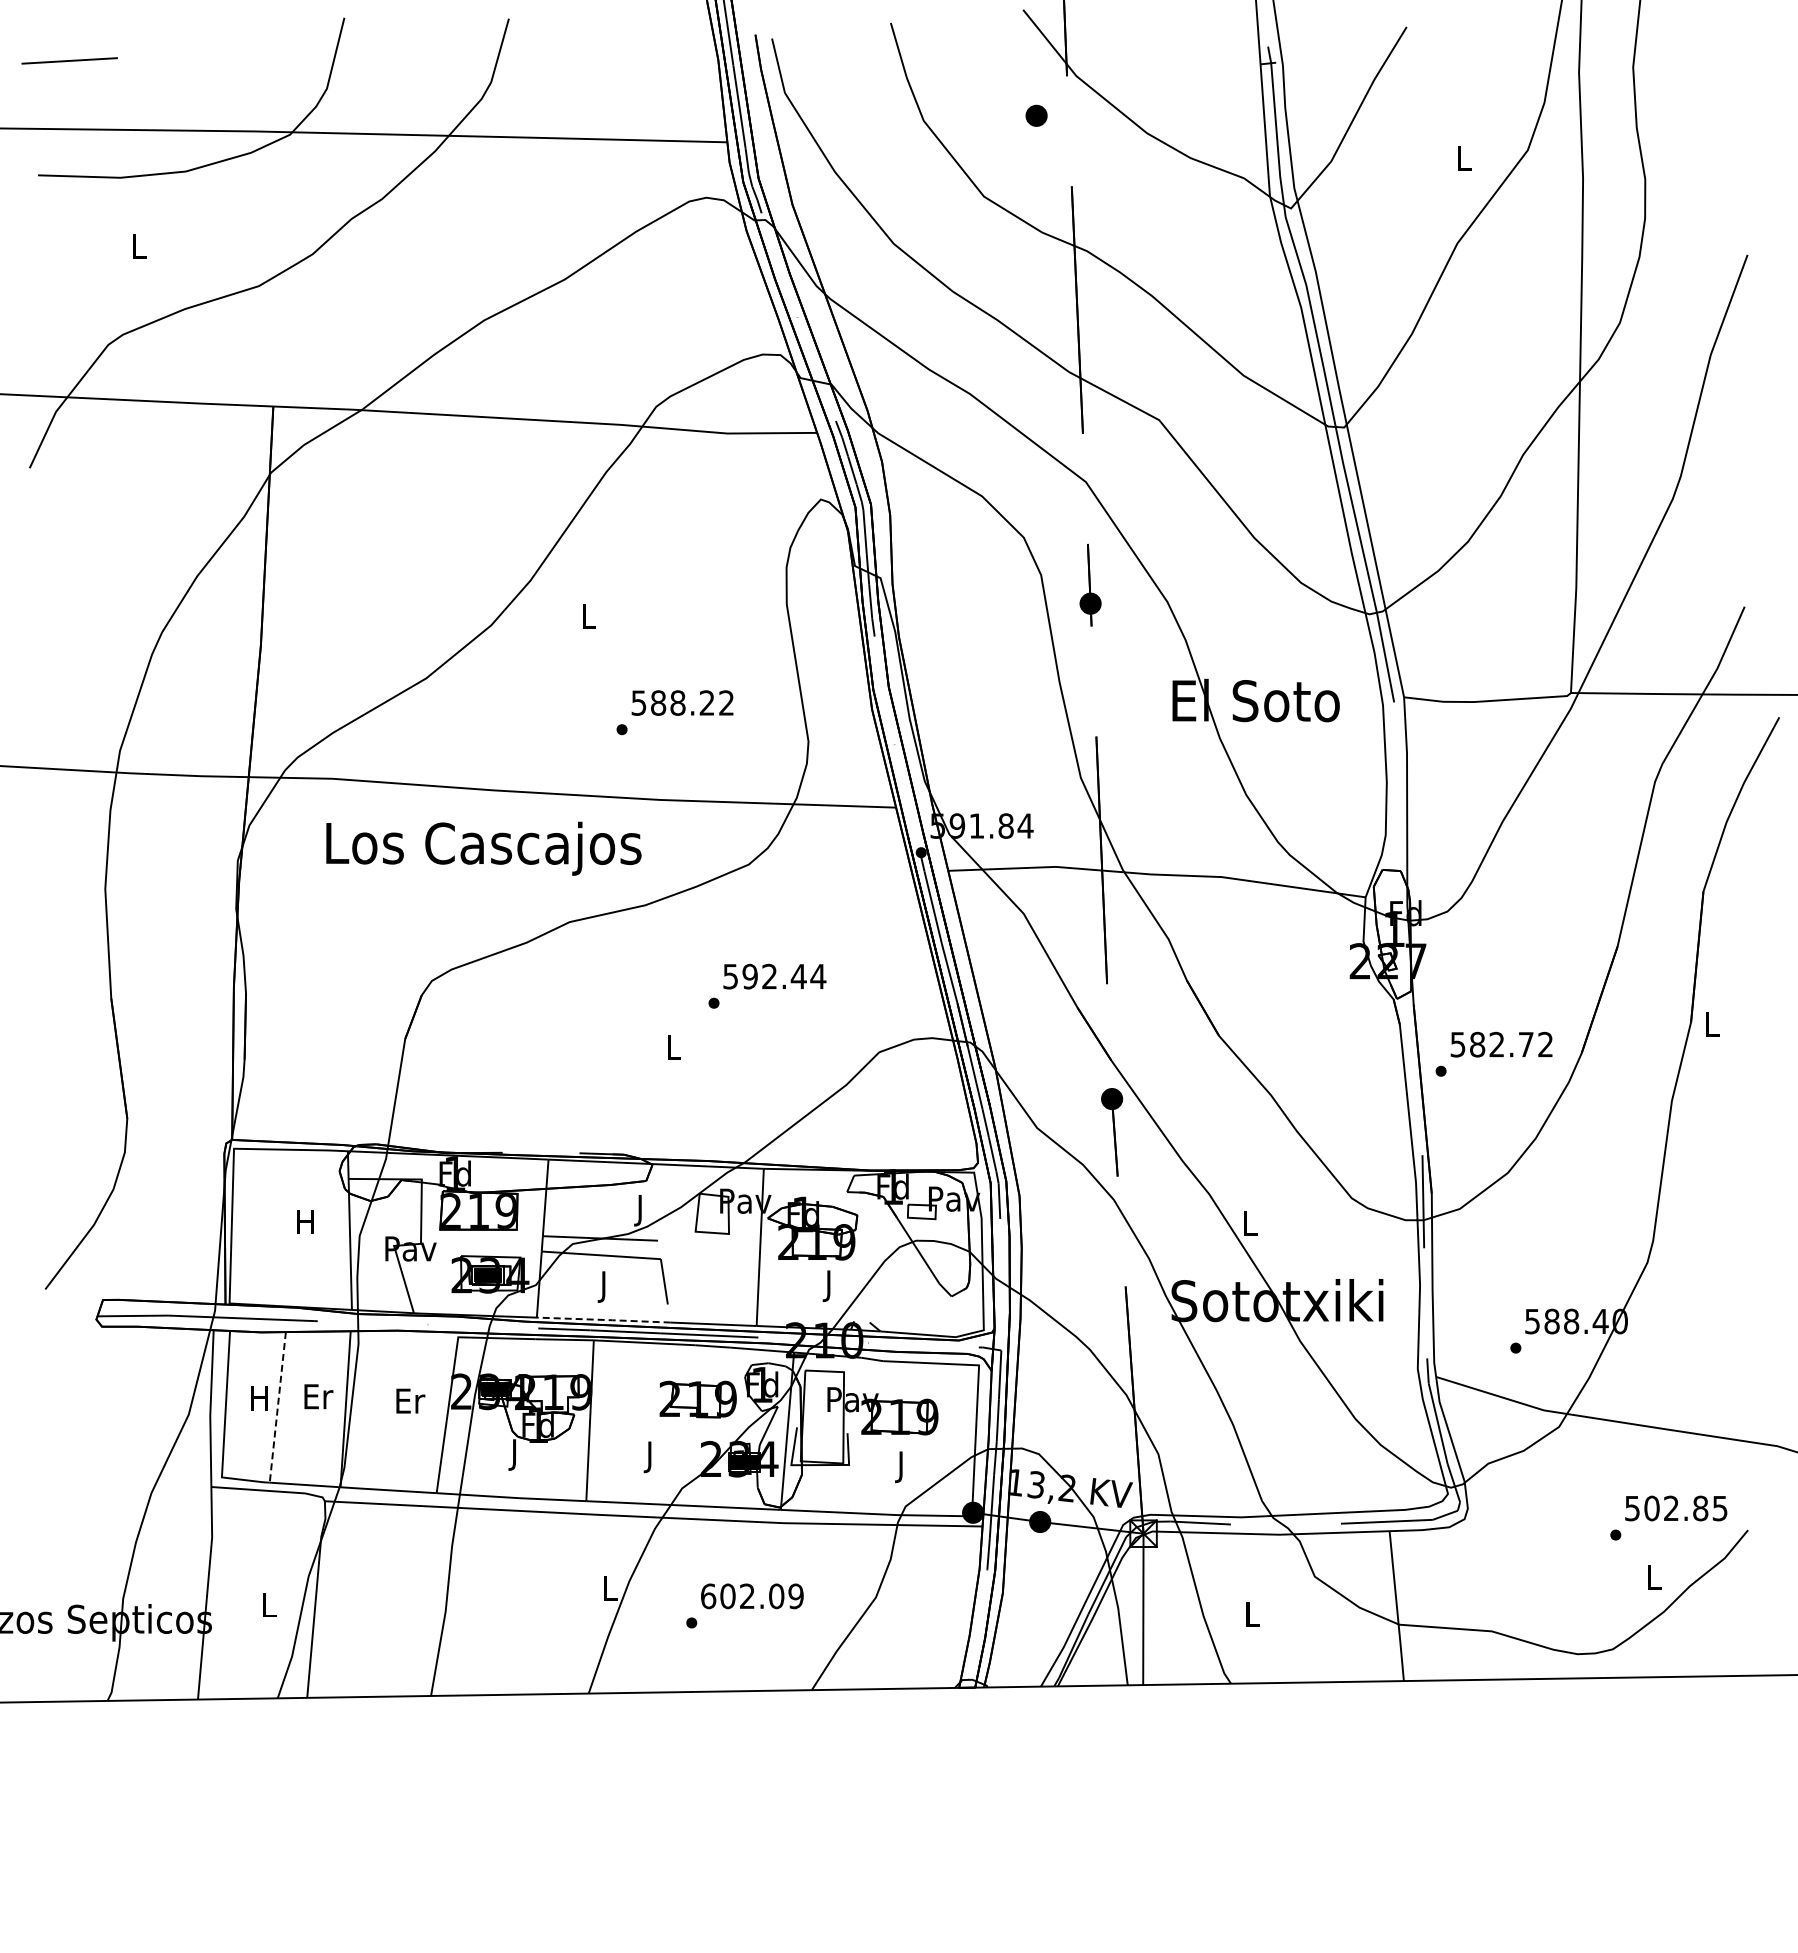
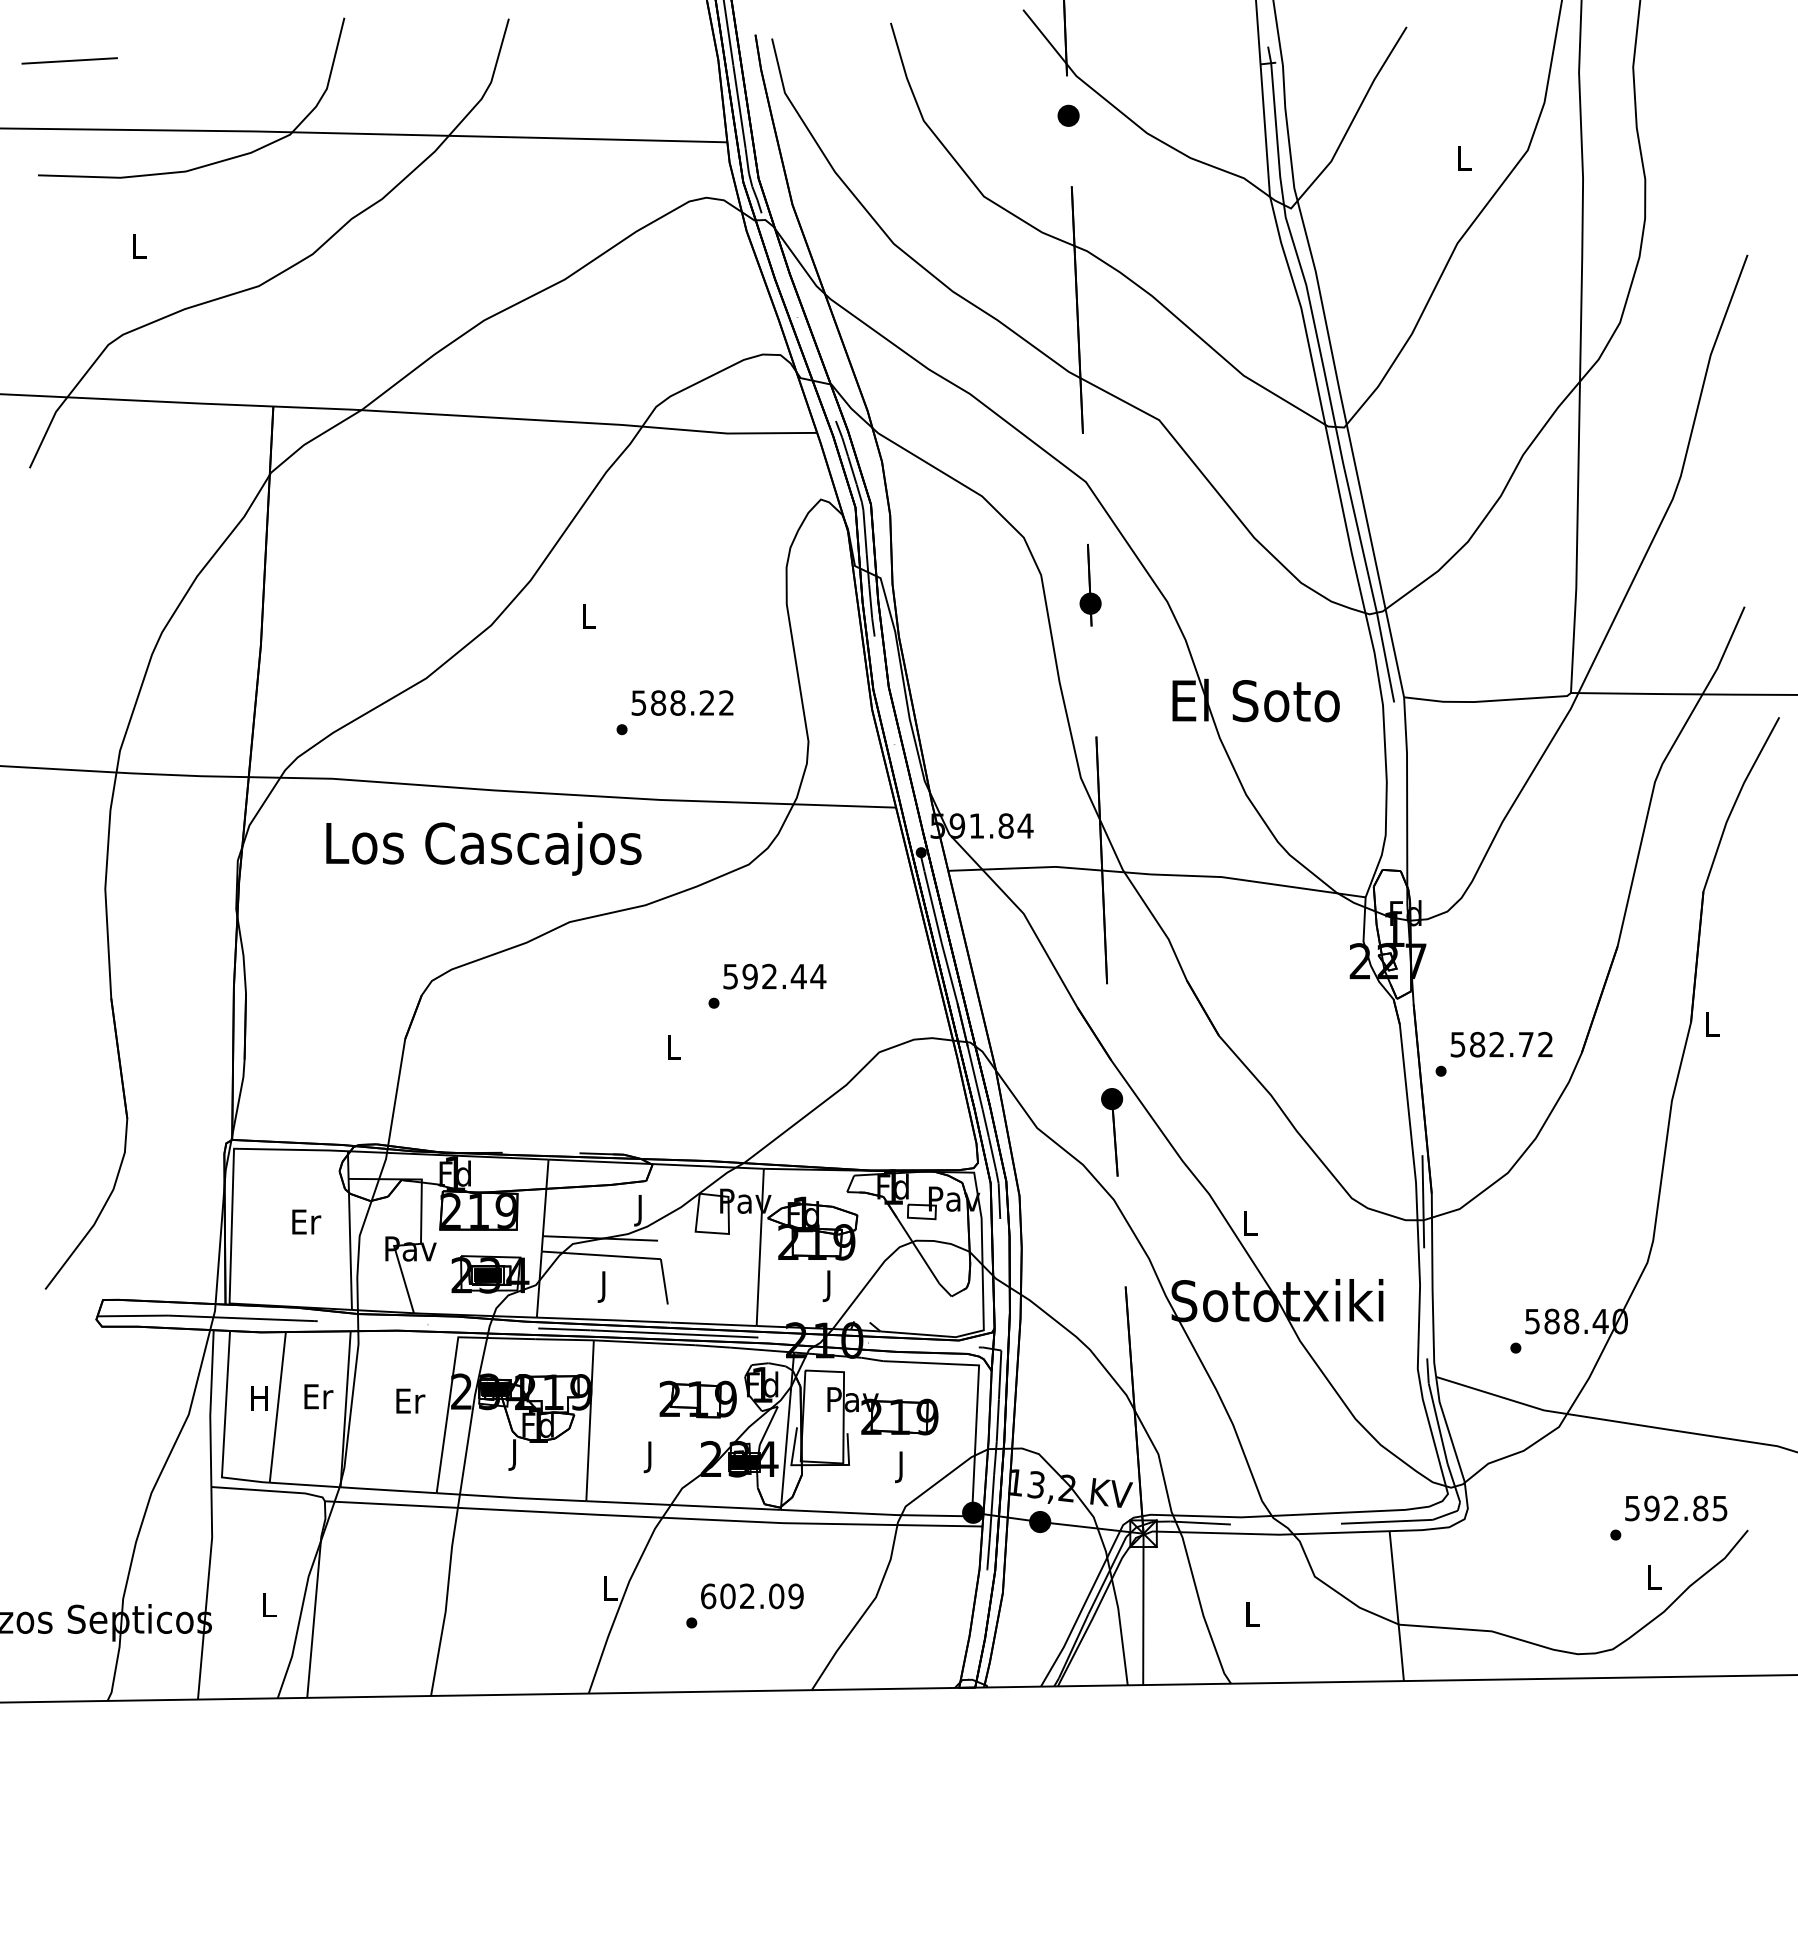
part position: (1036, 115) -> (1068, 115) (1068, 115)
text: H -> Er (306, 1221)
line: dashed -> solid (604, 1319)
line: dashed -> solid (277, 1407)
text: 502.85 -> 592.85 (1651, 1508)
